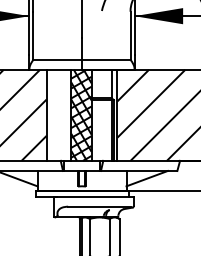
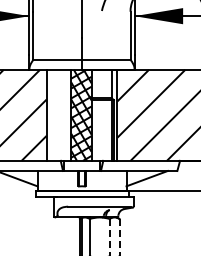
line: solid -> dashed (109, 237)
line: solid -> dashed (119, 237)
